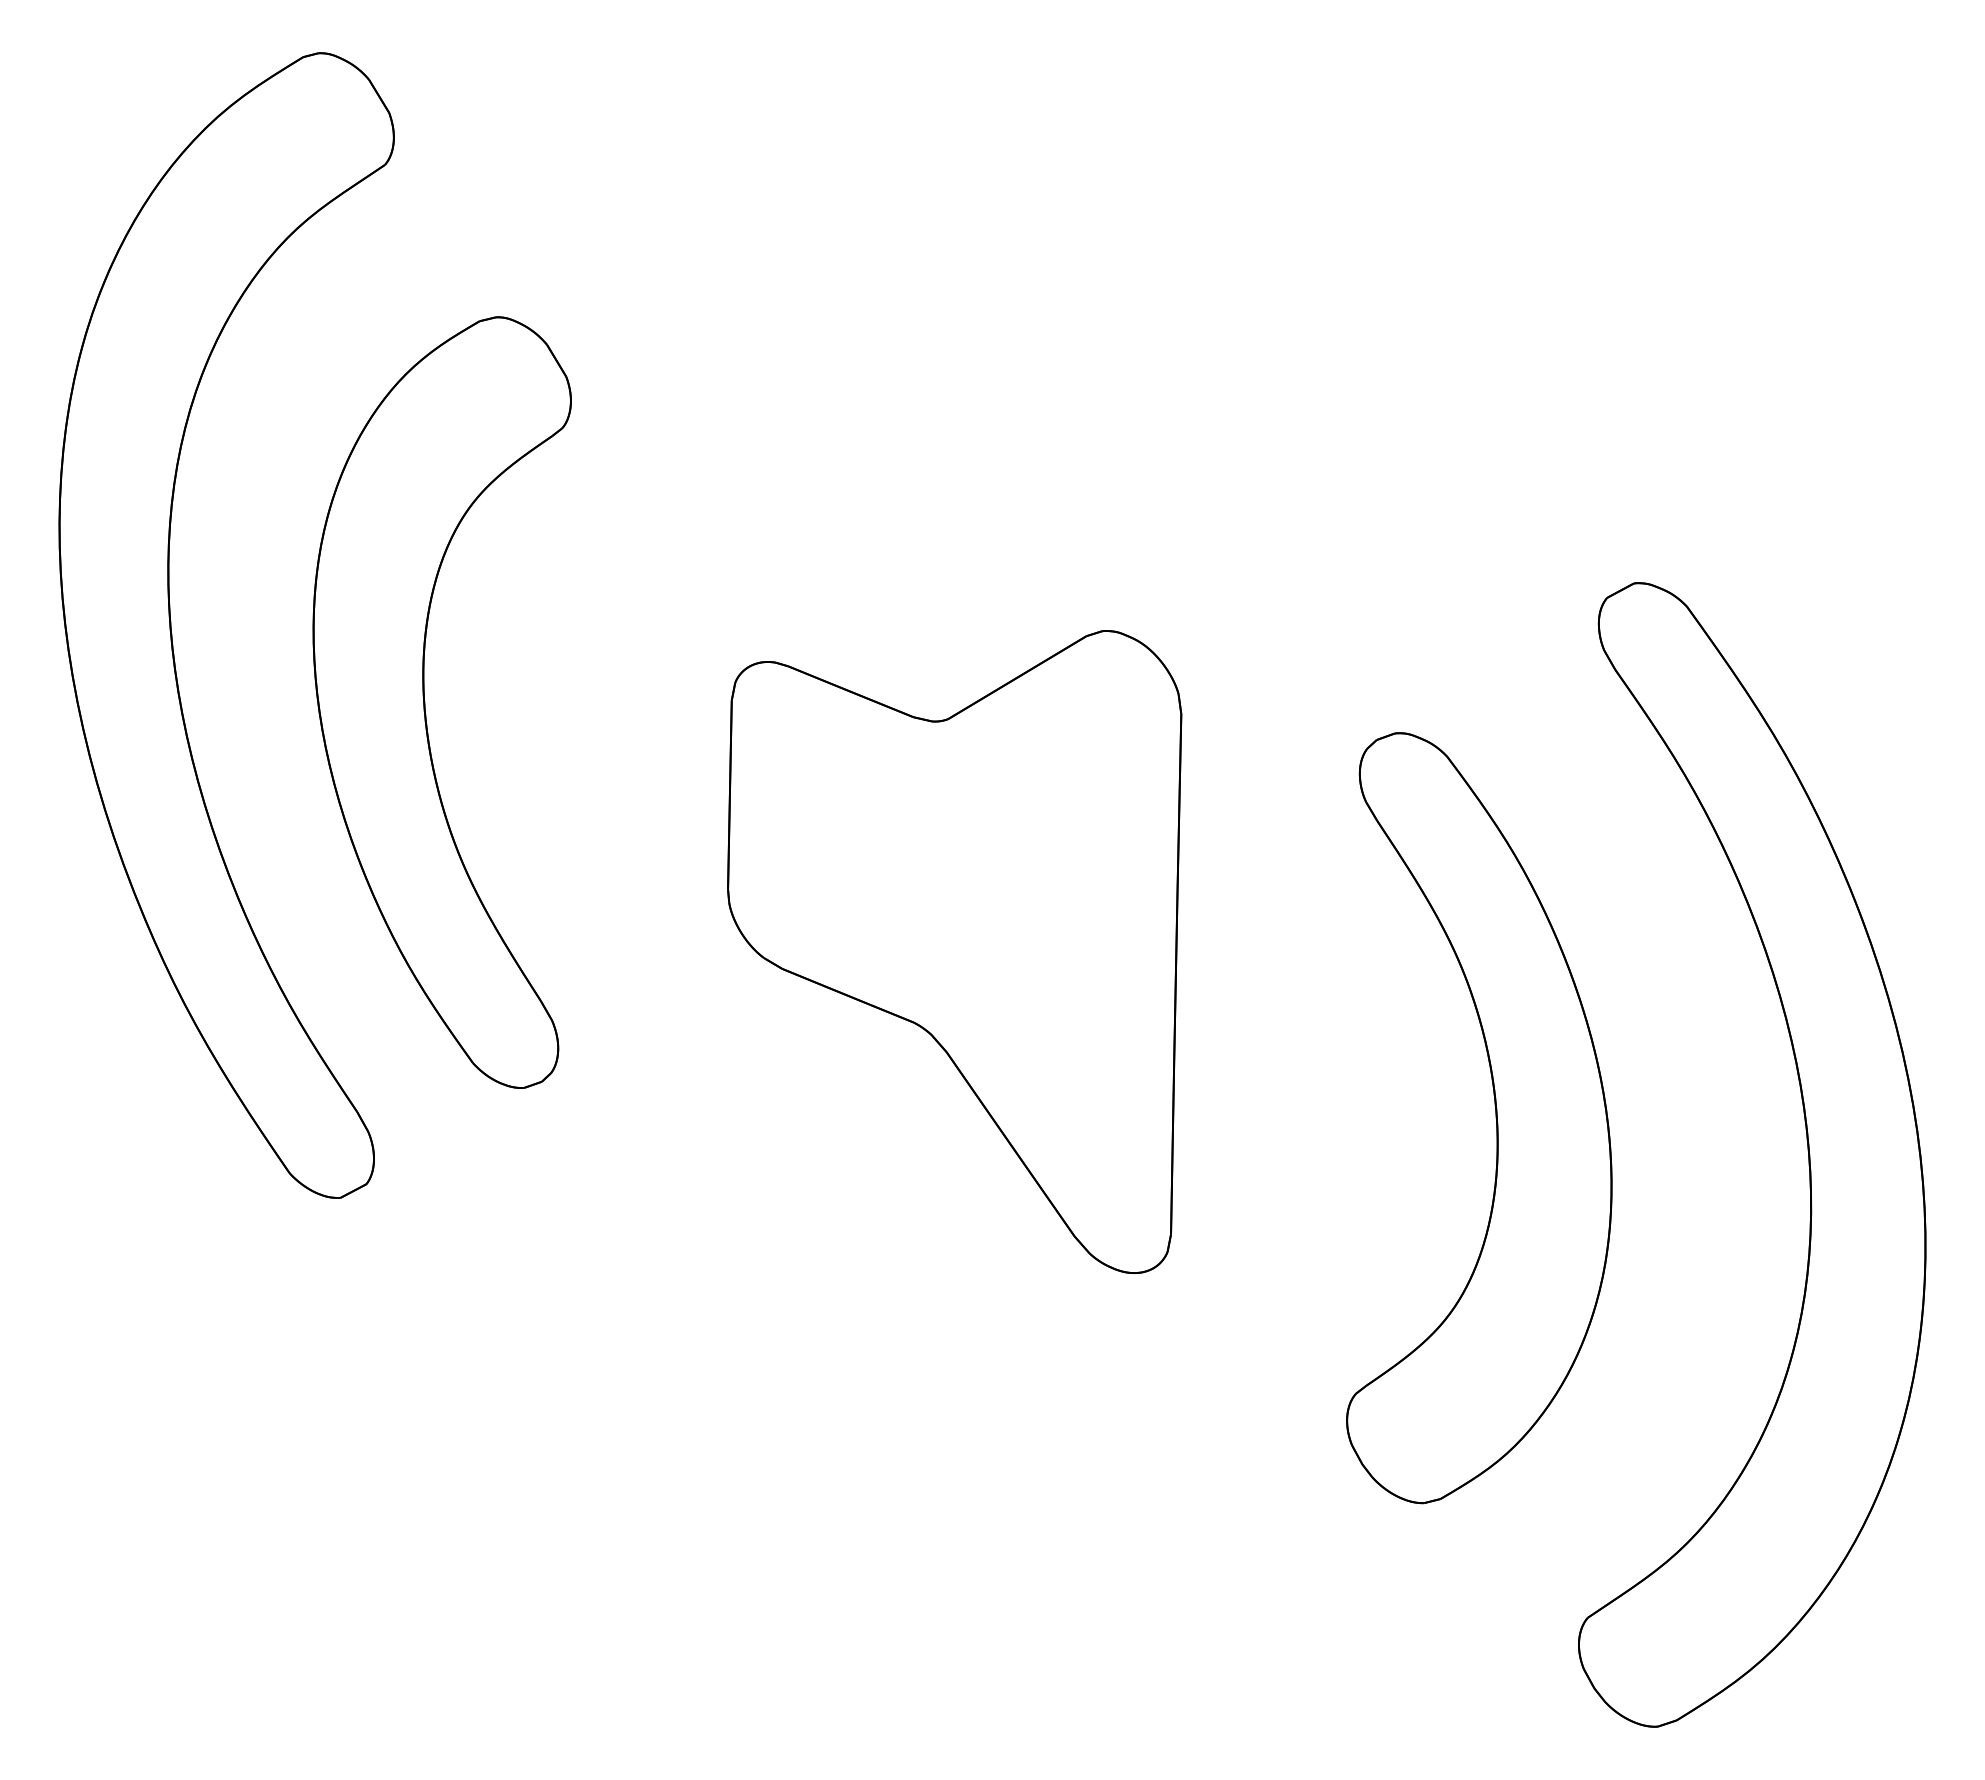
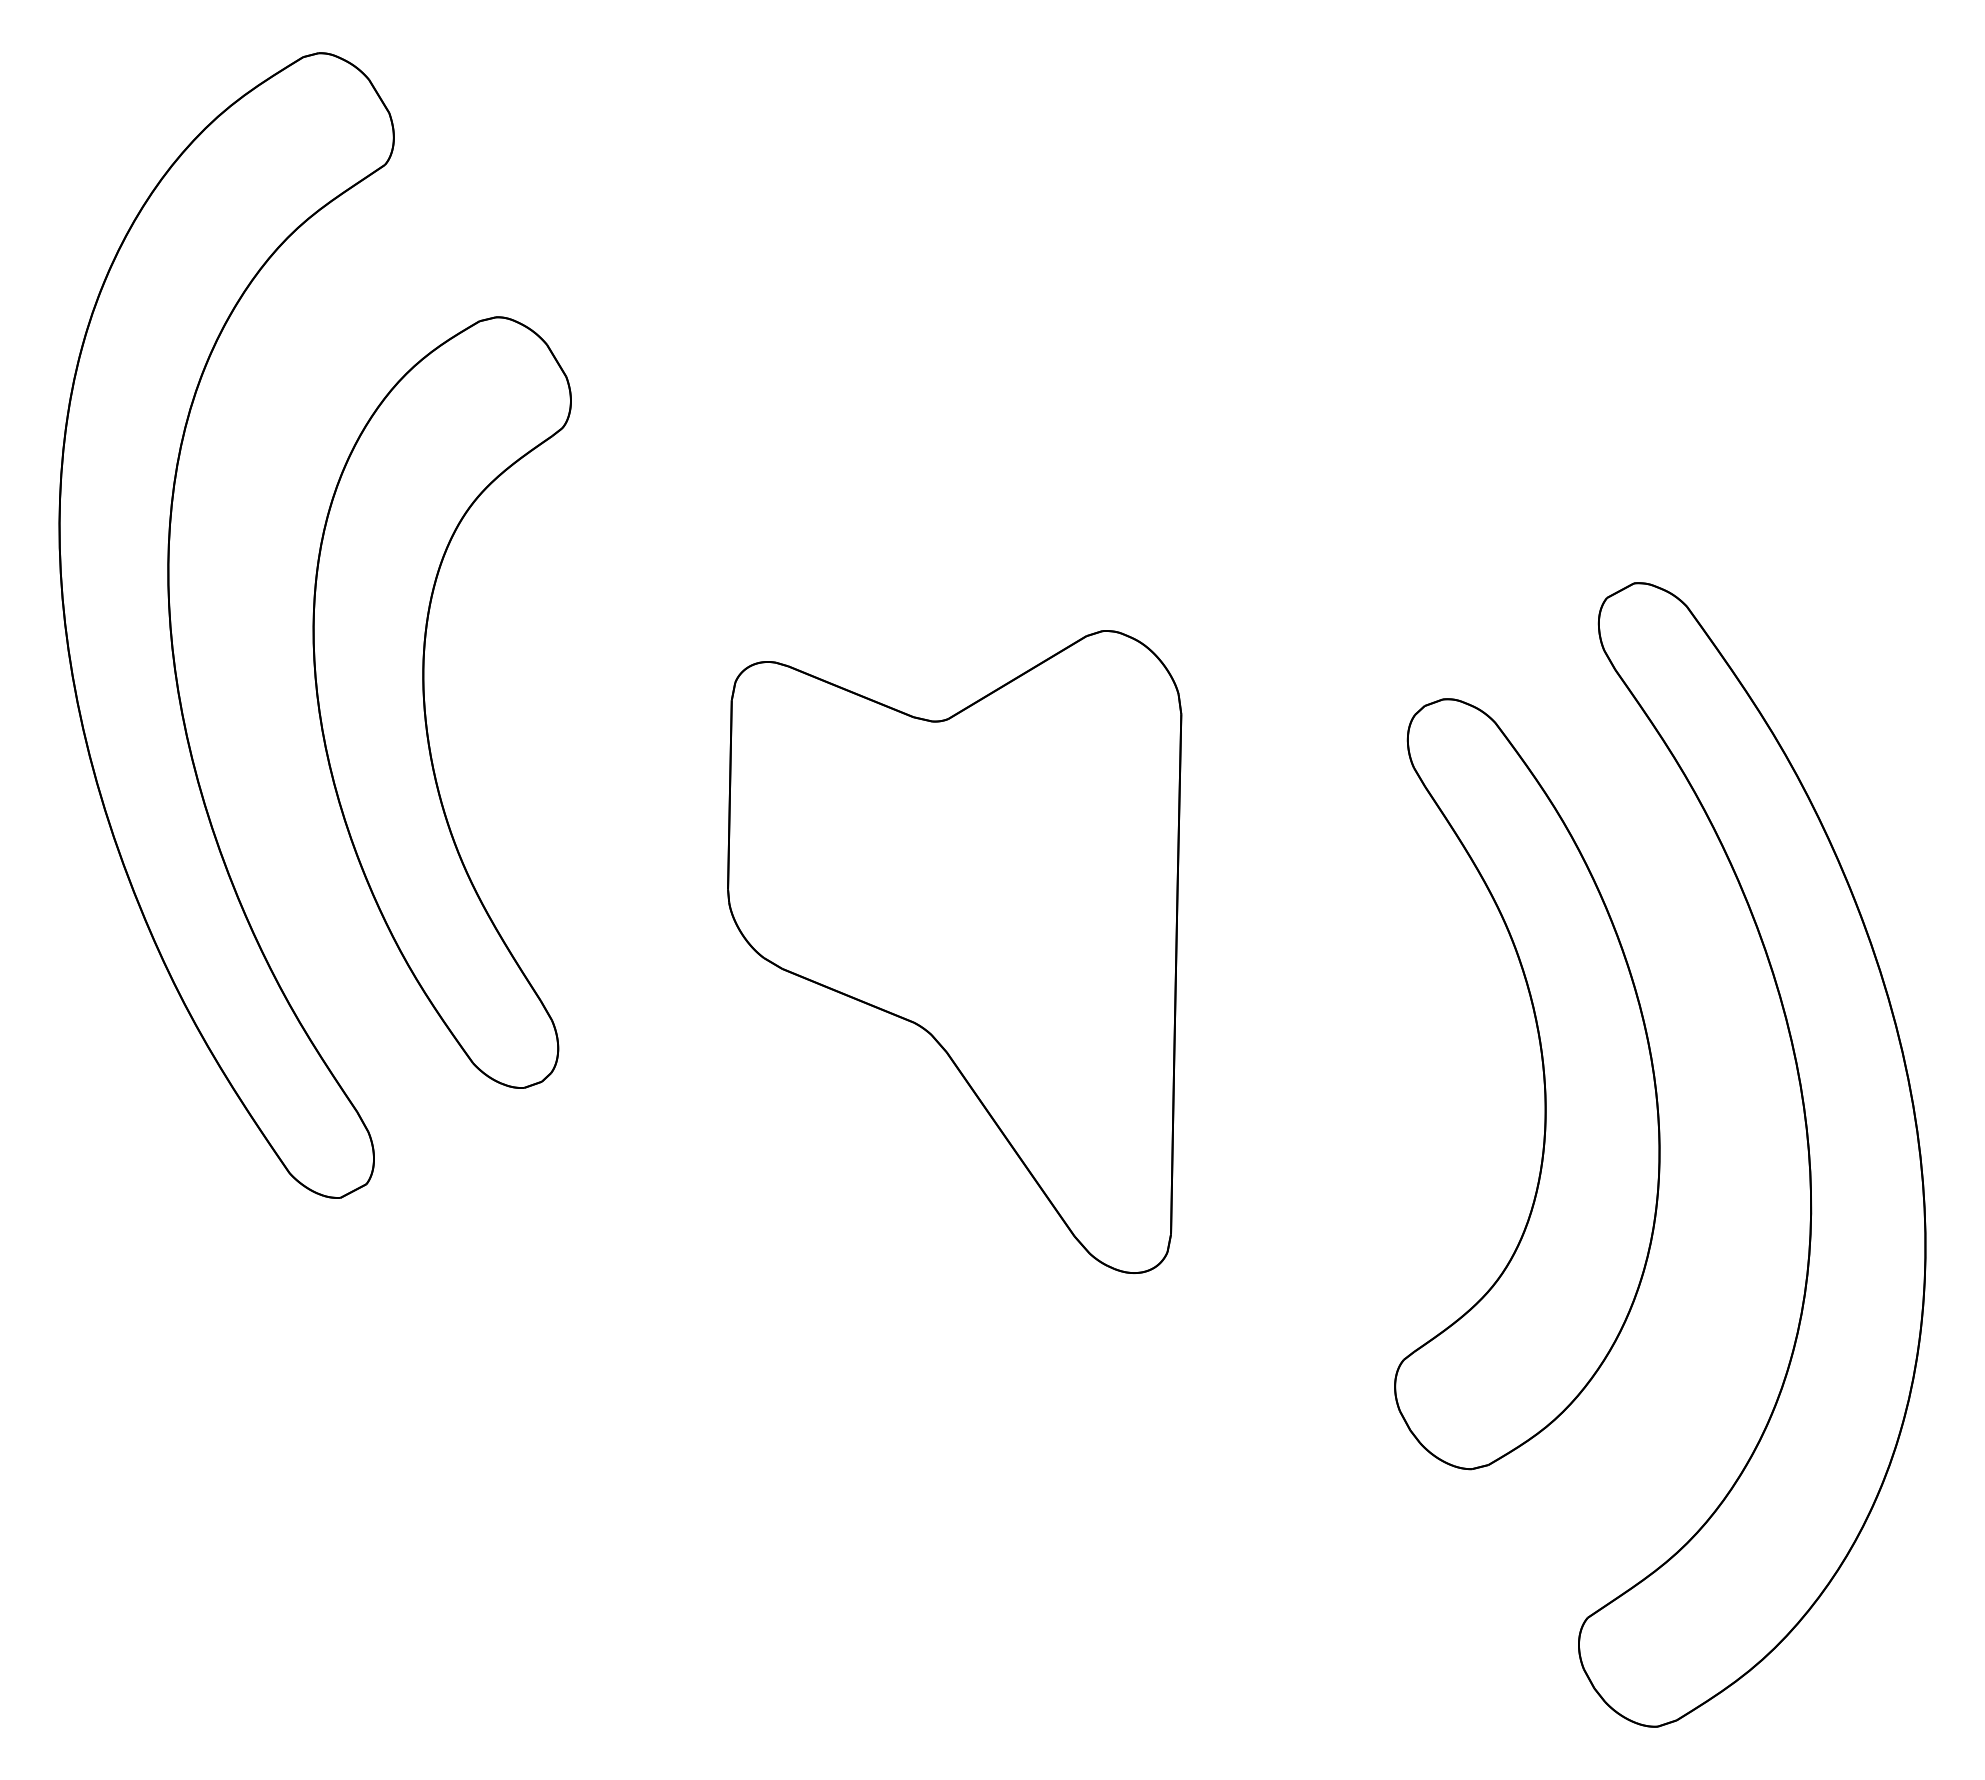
part position: (1495, 1118) -> (1543, 1084) (1543, 1084)
